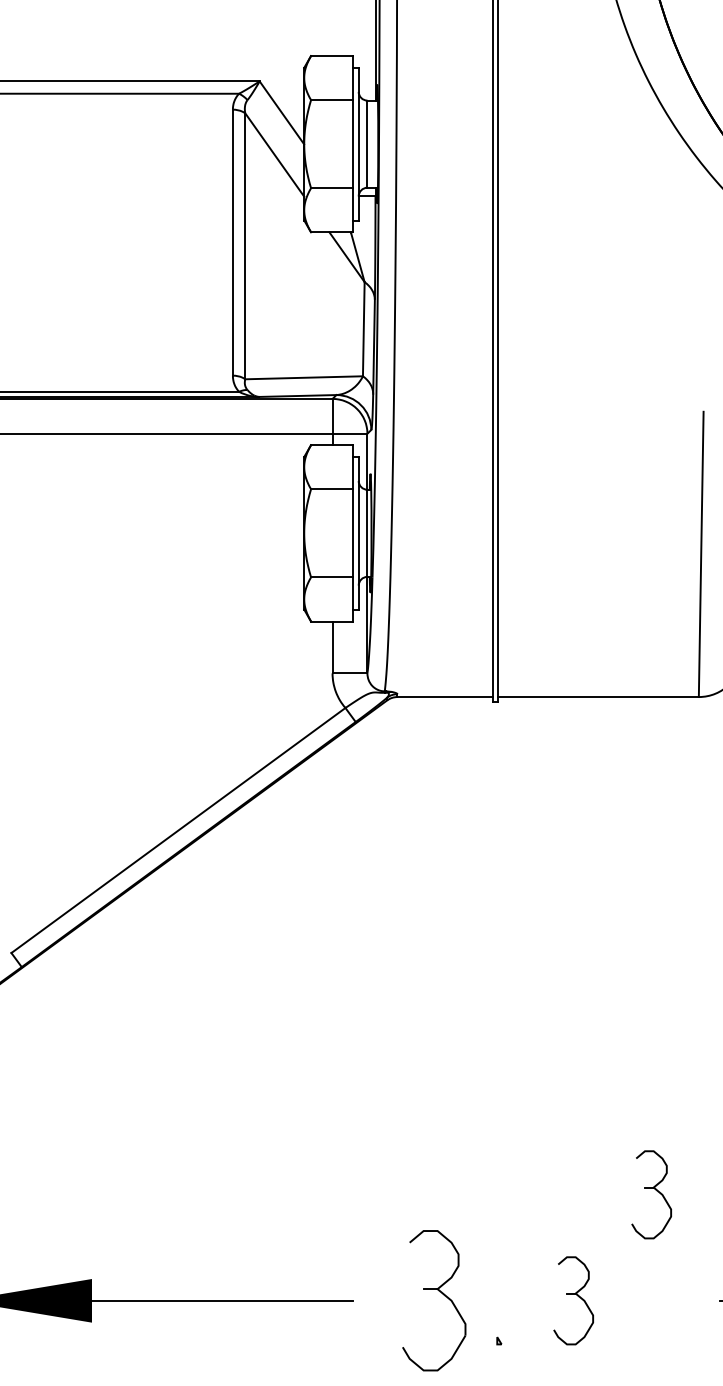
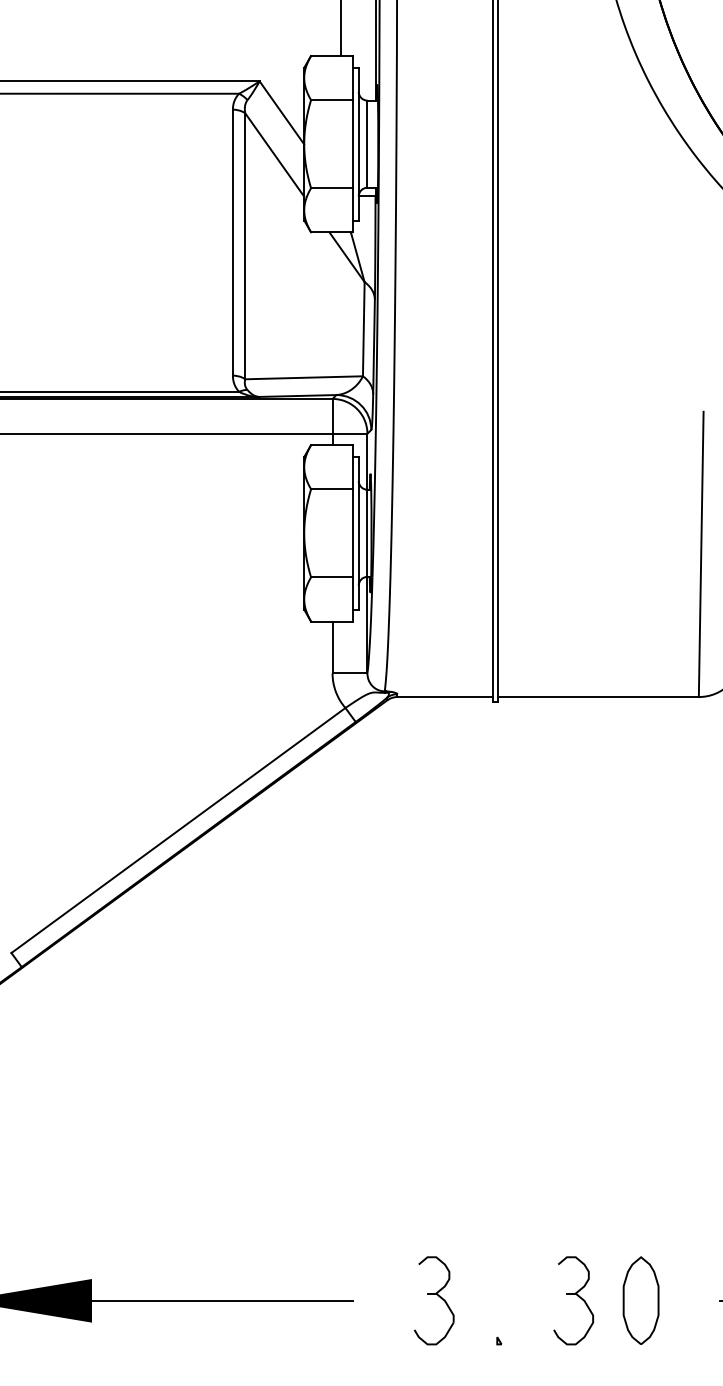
line: none -> present (340, 29)
part: present -> none (651, 1194)
part size: 65x142 px -> 42x90 px (433, 1300)
part: none -> present (640, 1300)
